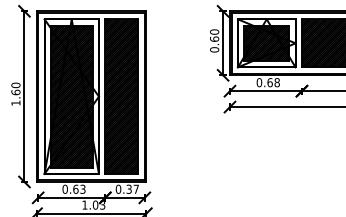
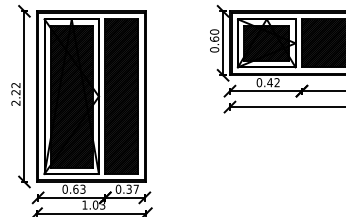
text: 0.68 -> 0.42 (273, 82)
text: 1.60 -> 2.22 (15, 93)
